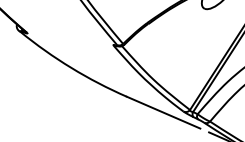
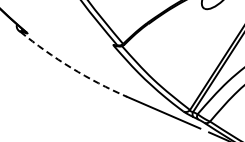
arc: solid -> dashed (71, 67)
